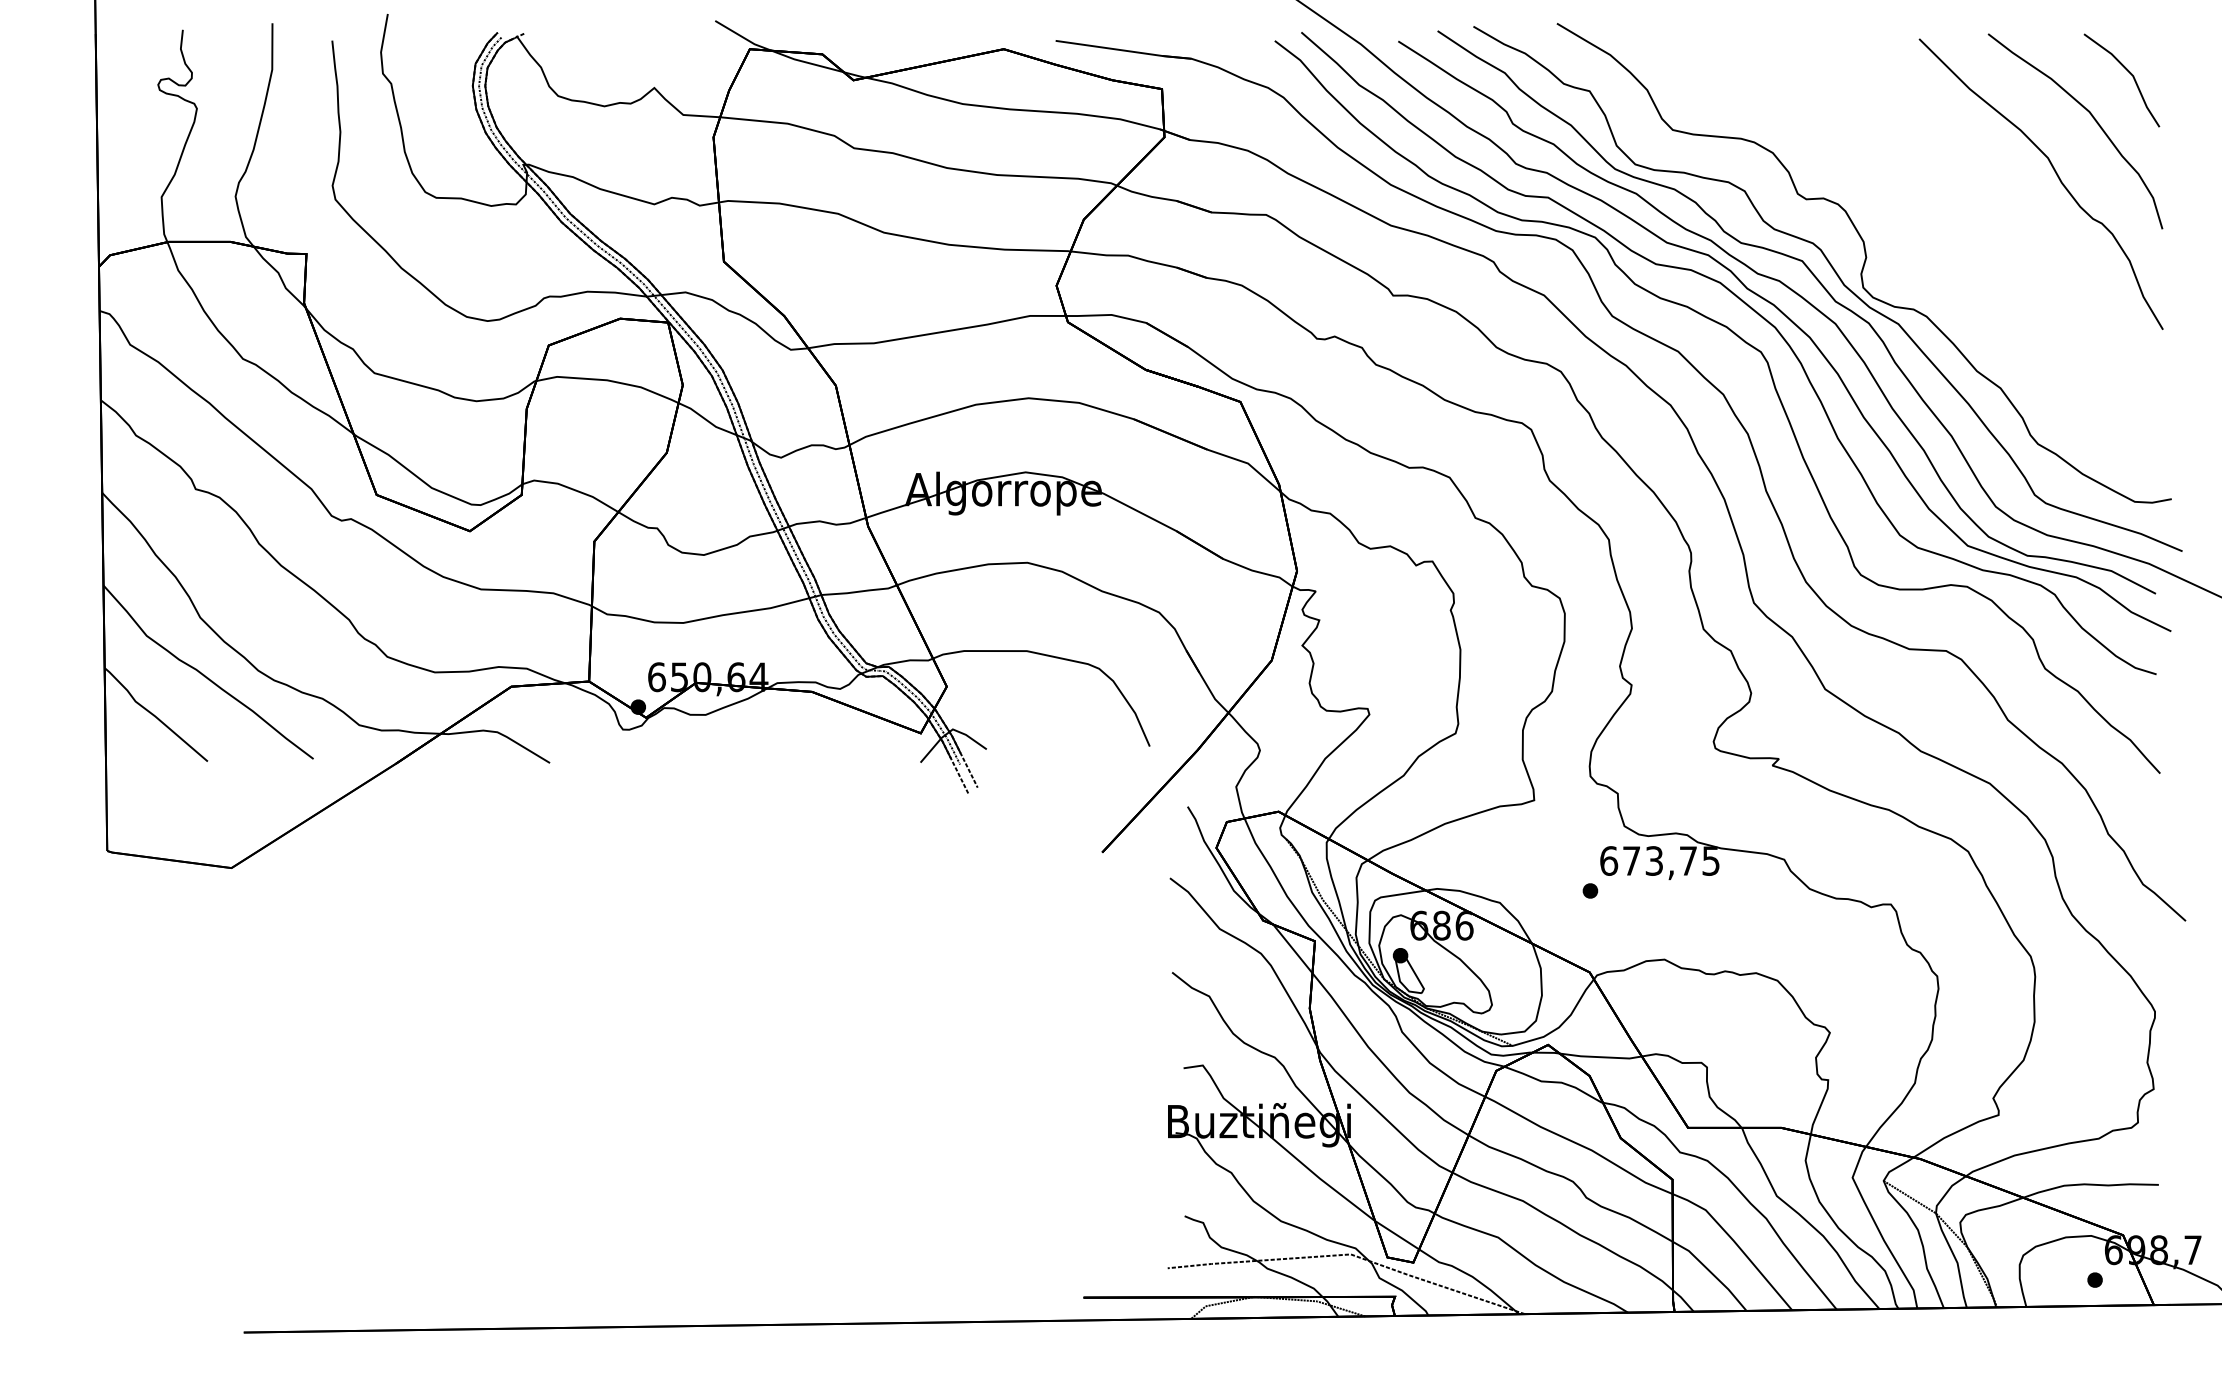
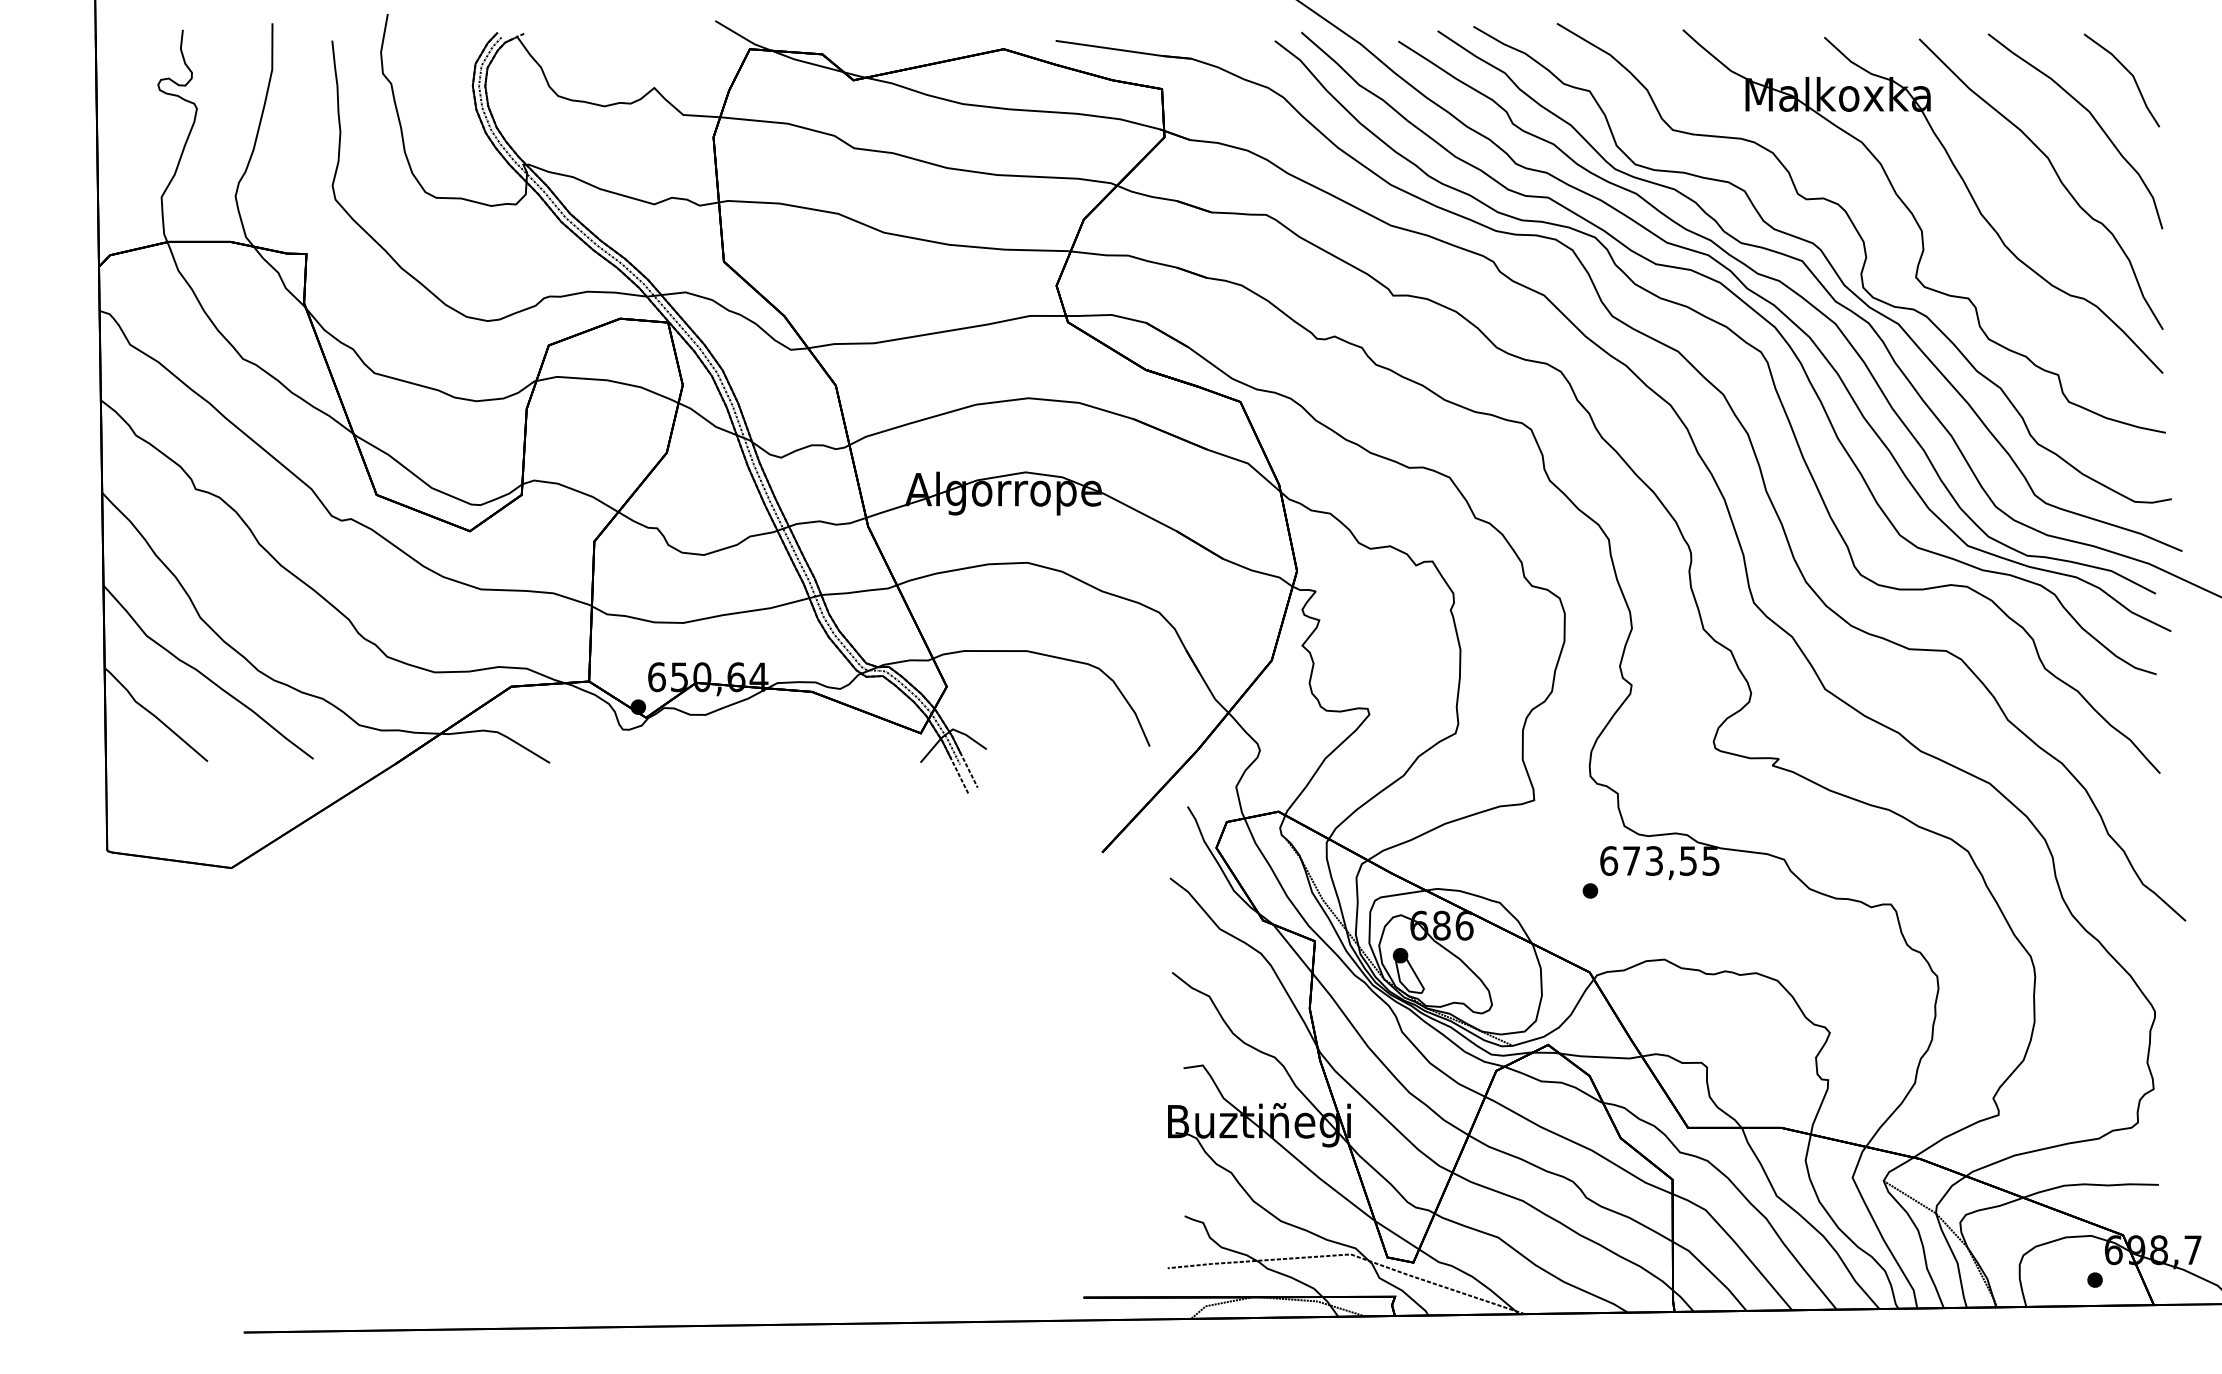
part: none -> present (1923, 231)
text: 673,75 -> 673,55 (1688, 860)
